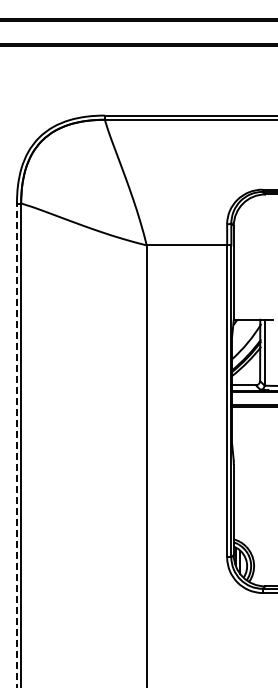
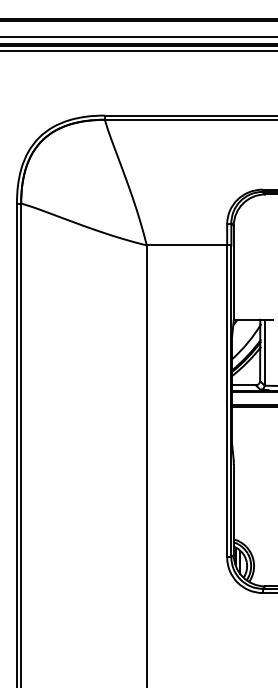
line: none -> present (138, 37)
line: none -> present (138, 50)
line: dashed -> solid (16, 445)
